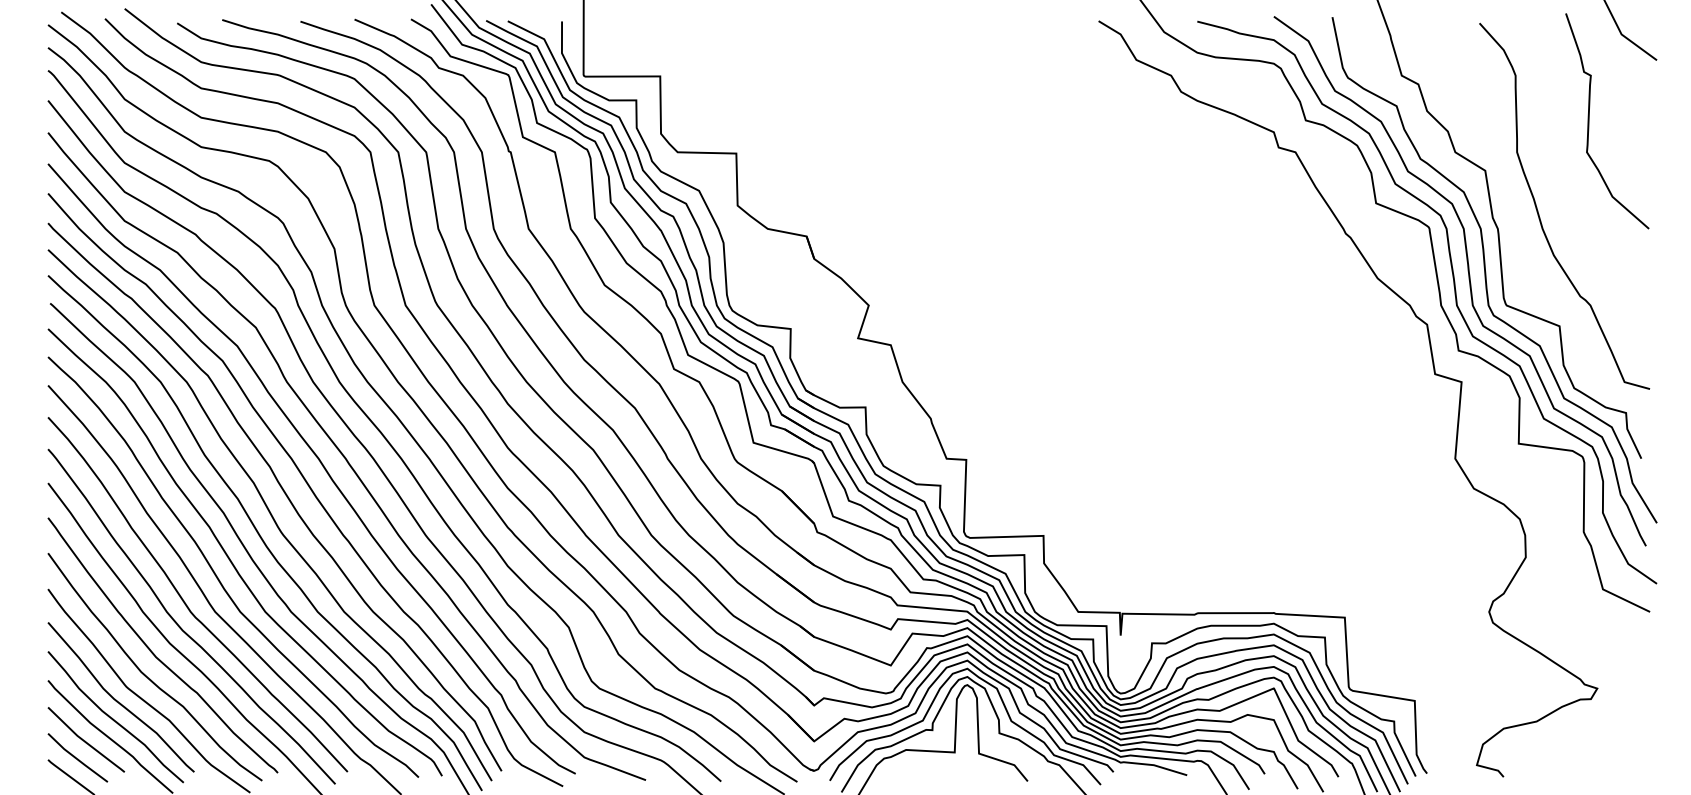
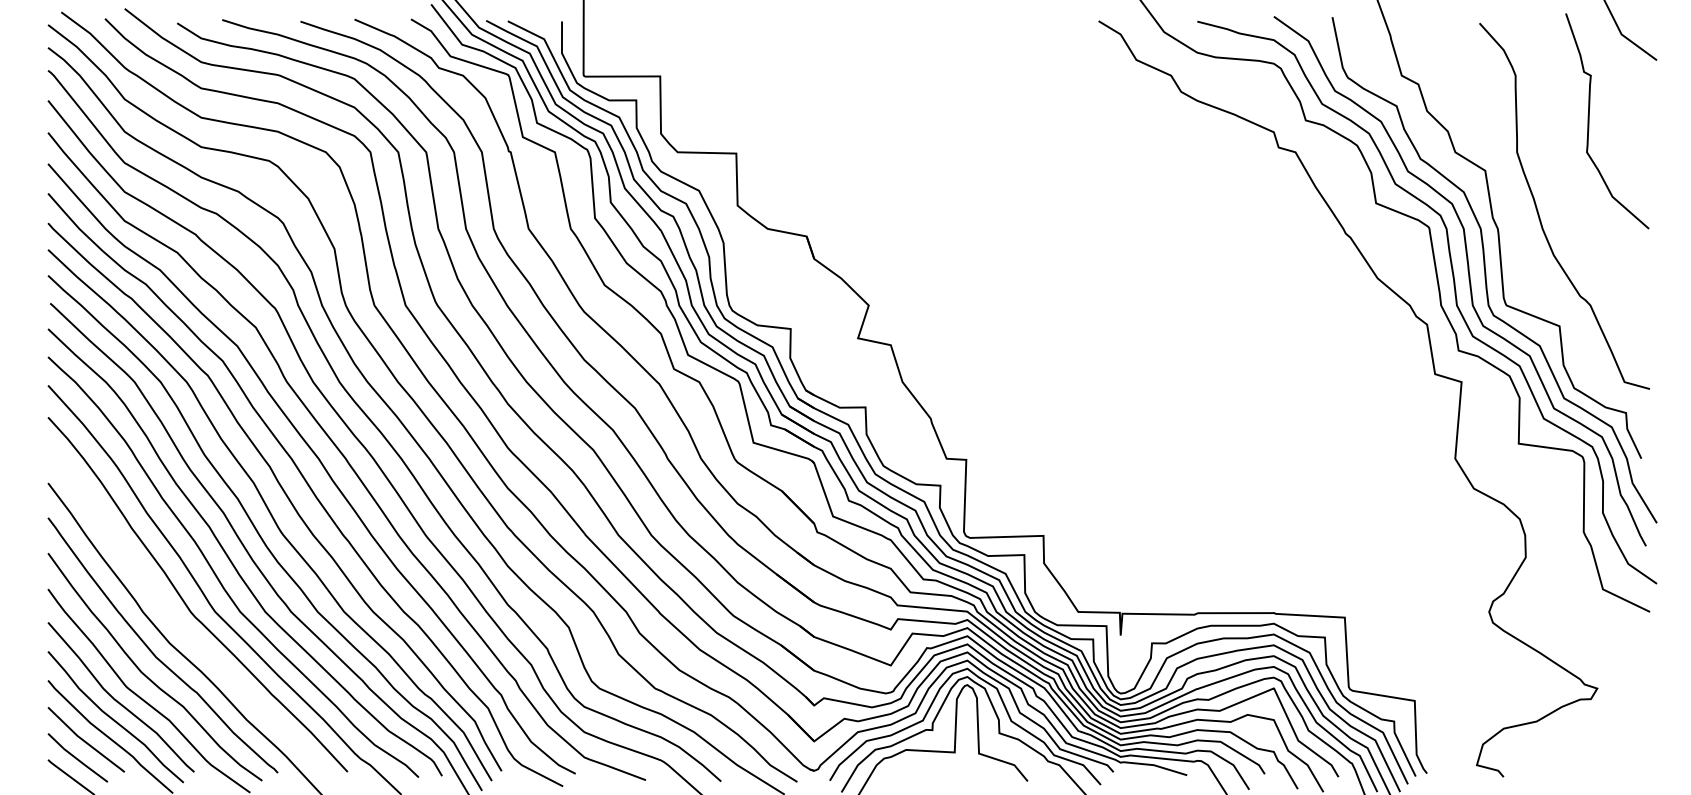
curve: present -> none (180, 626)
